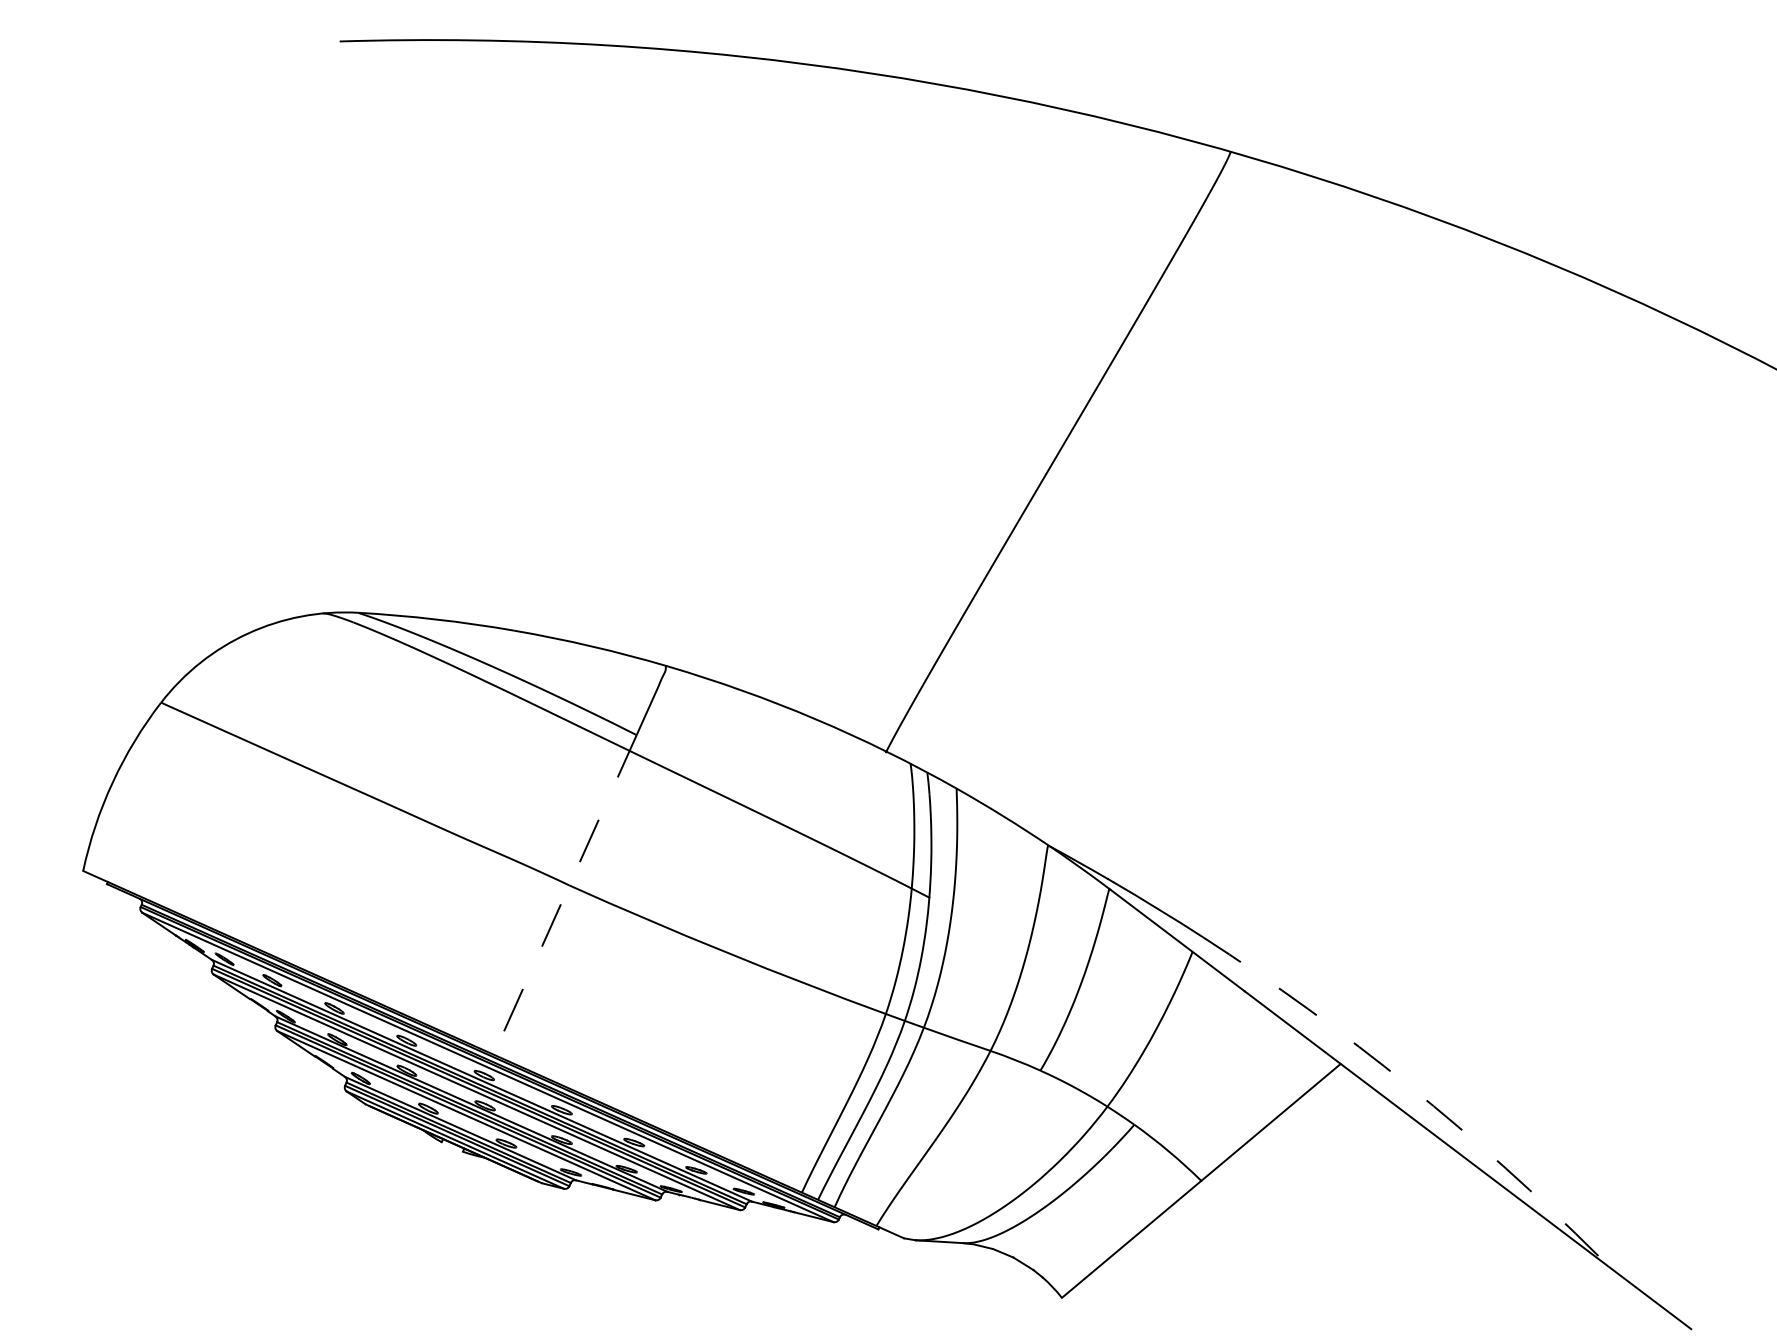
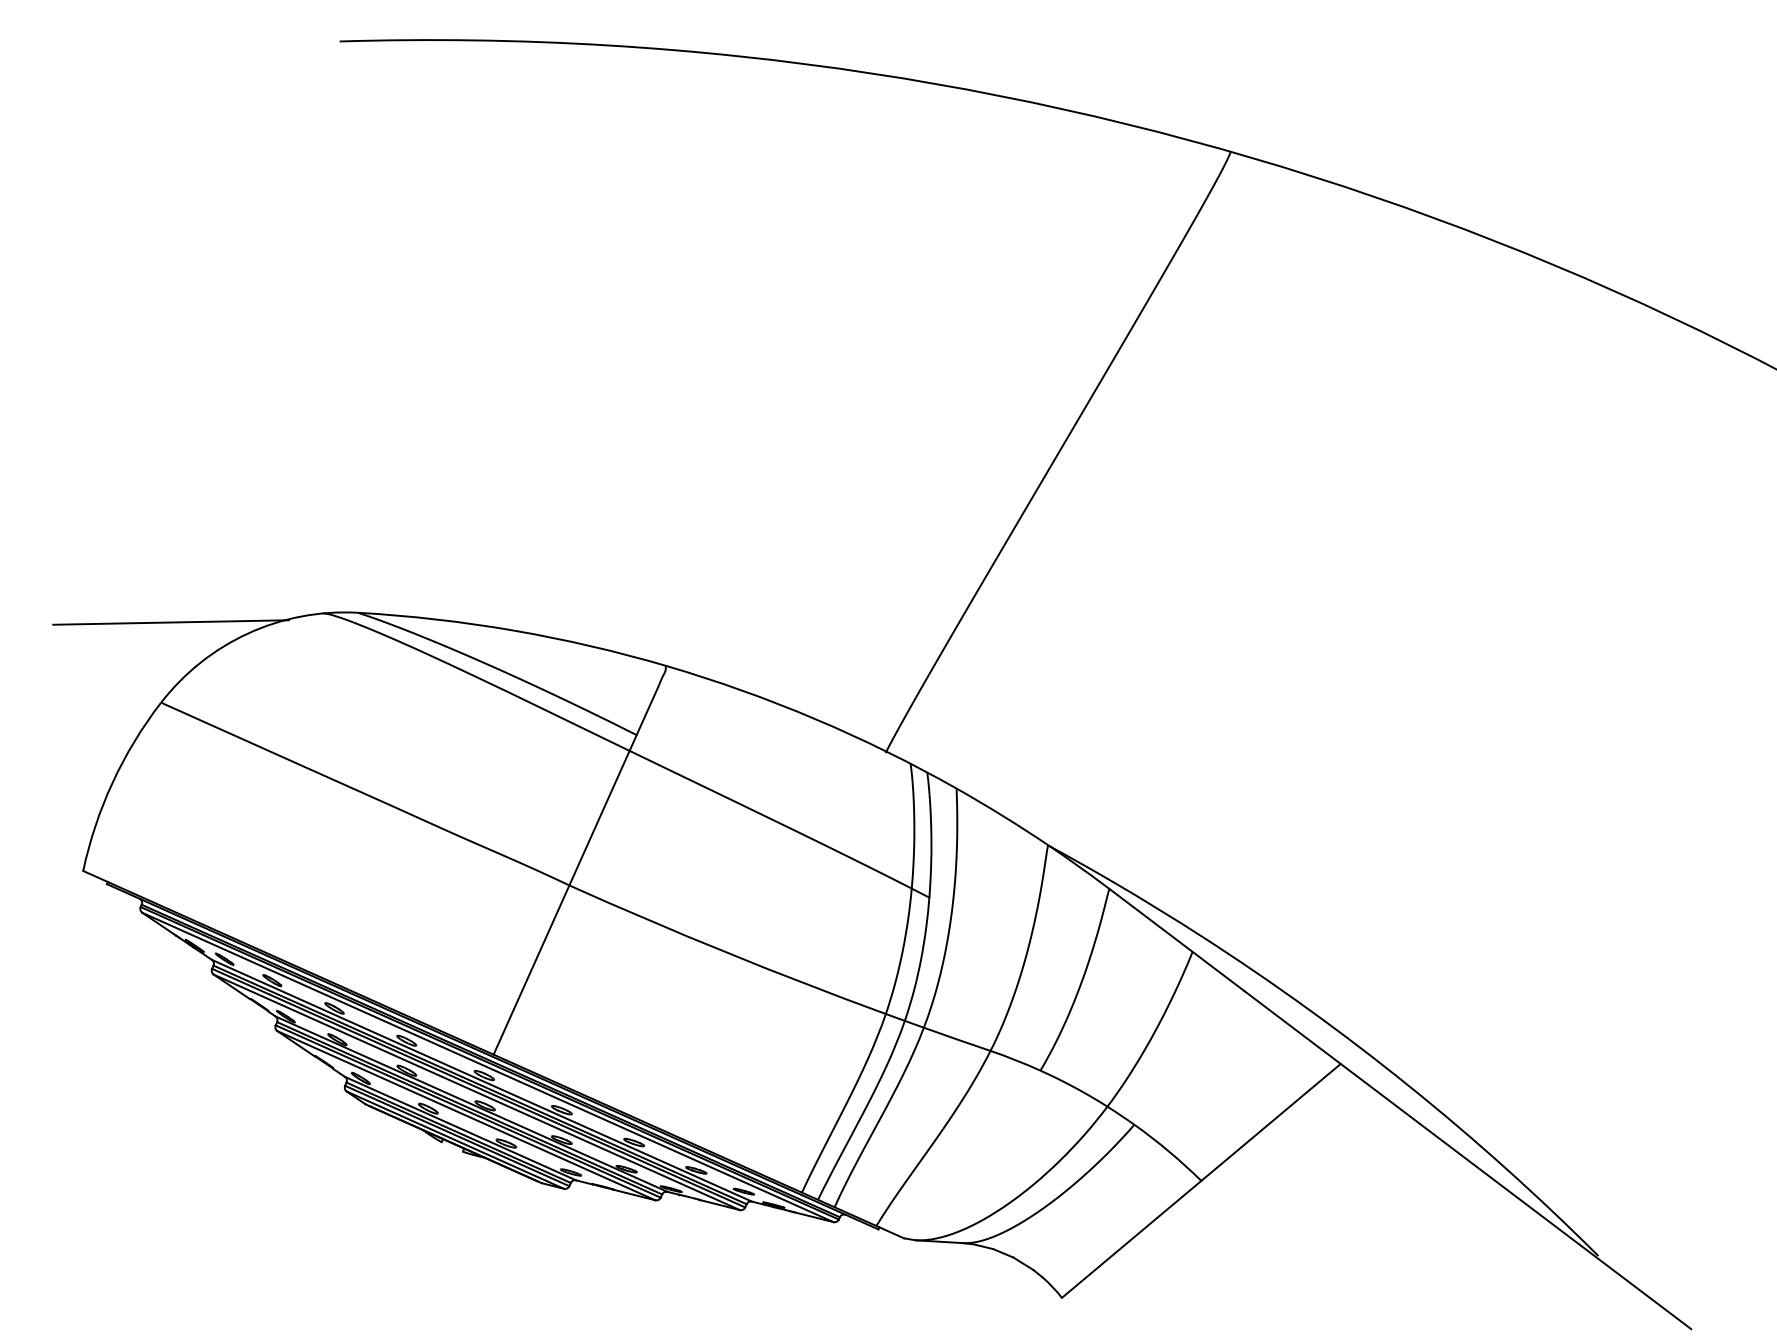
line: none -> present (170, 622)
line: dashed -> solid (564, 895)
arc: dashed -> solid (1409, 1086)
